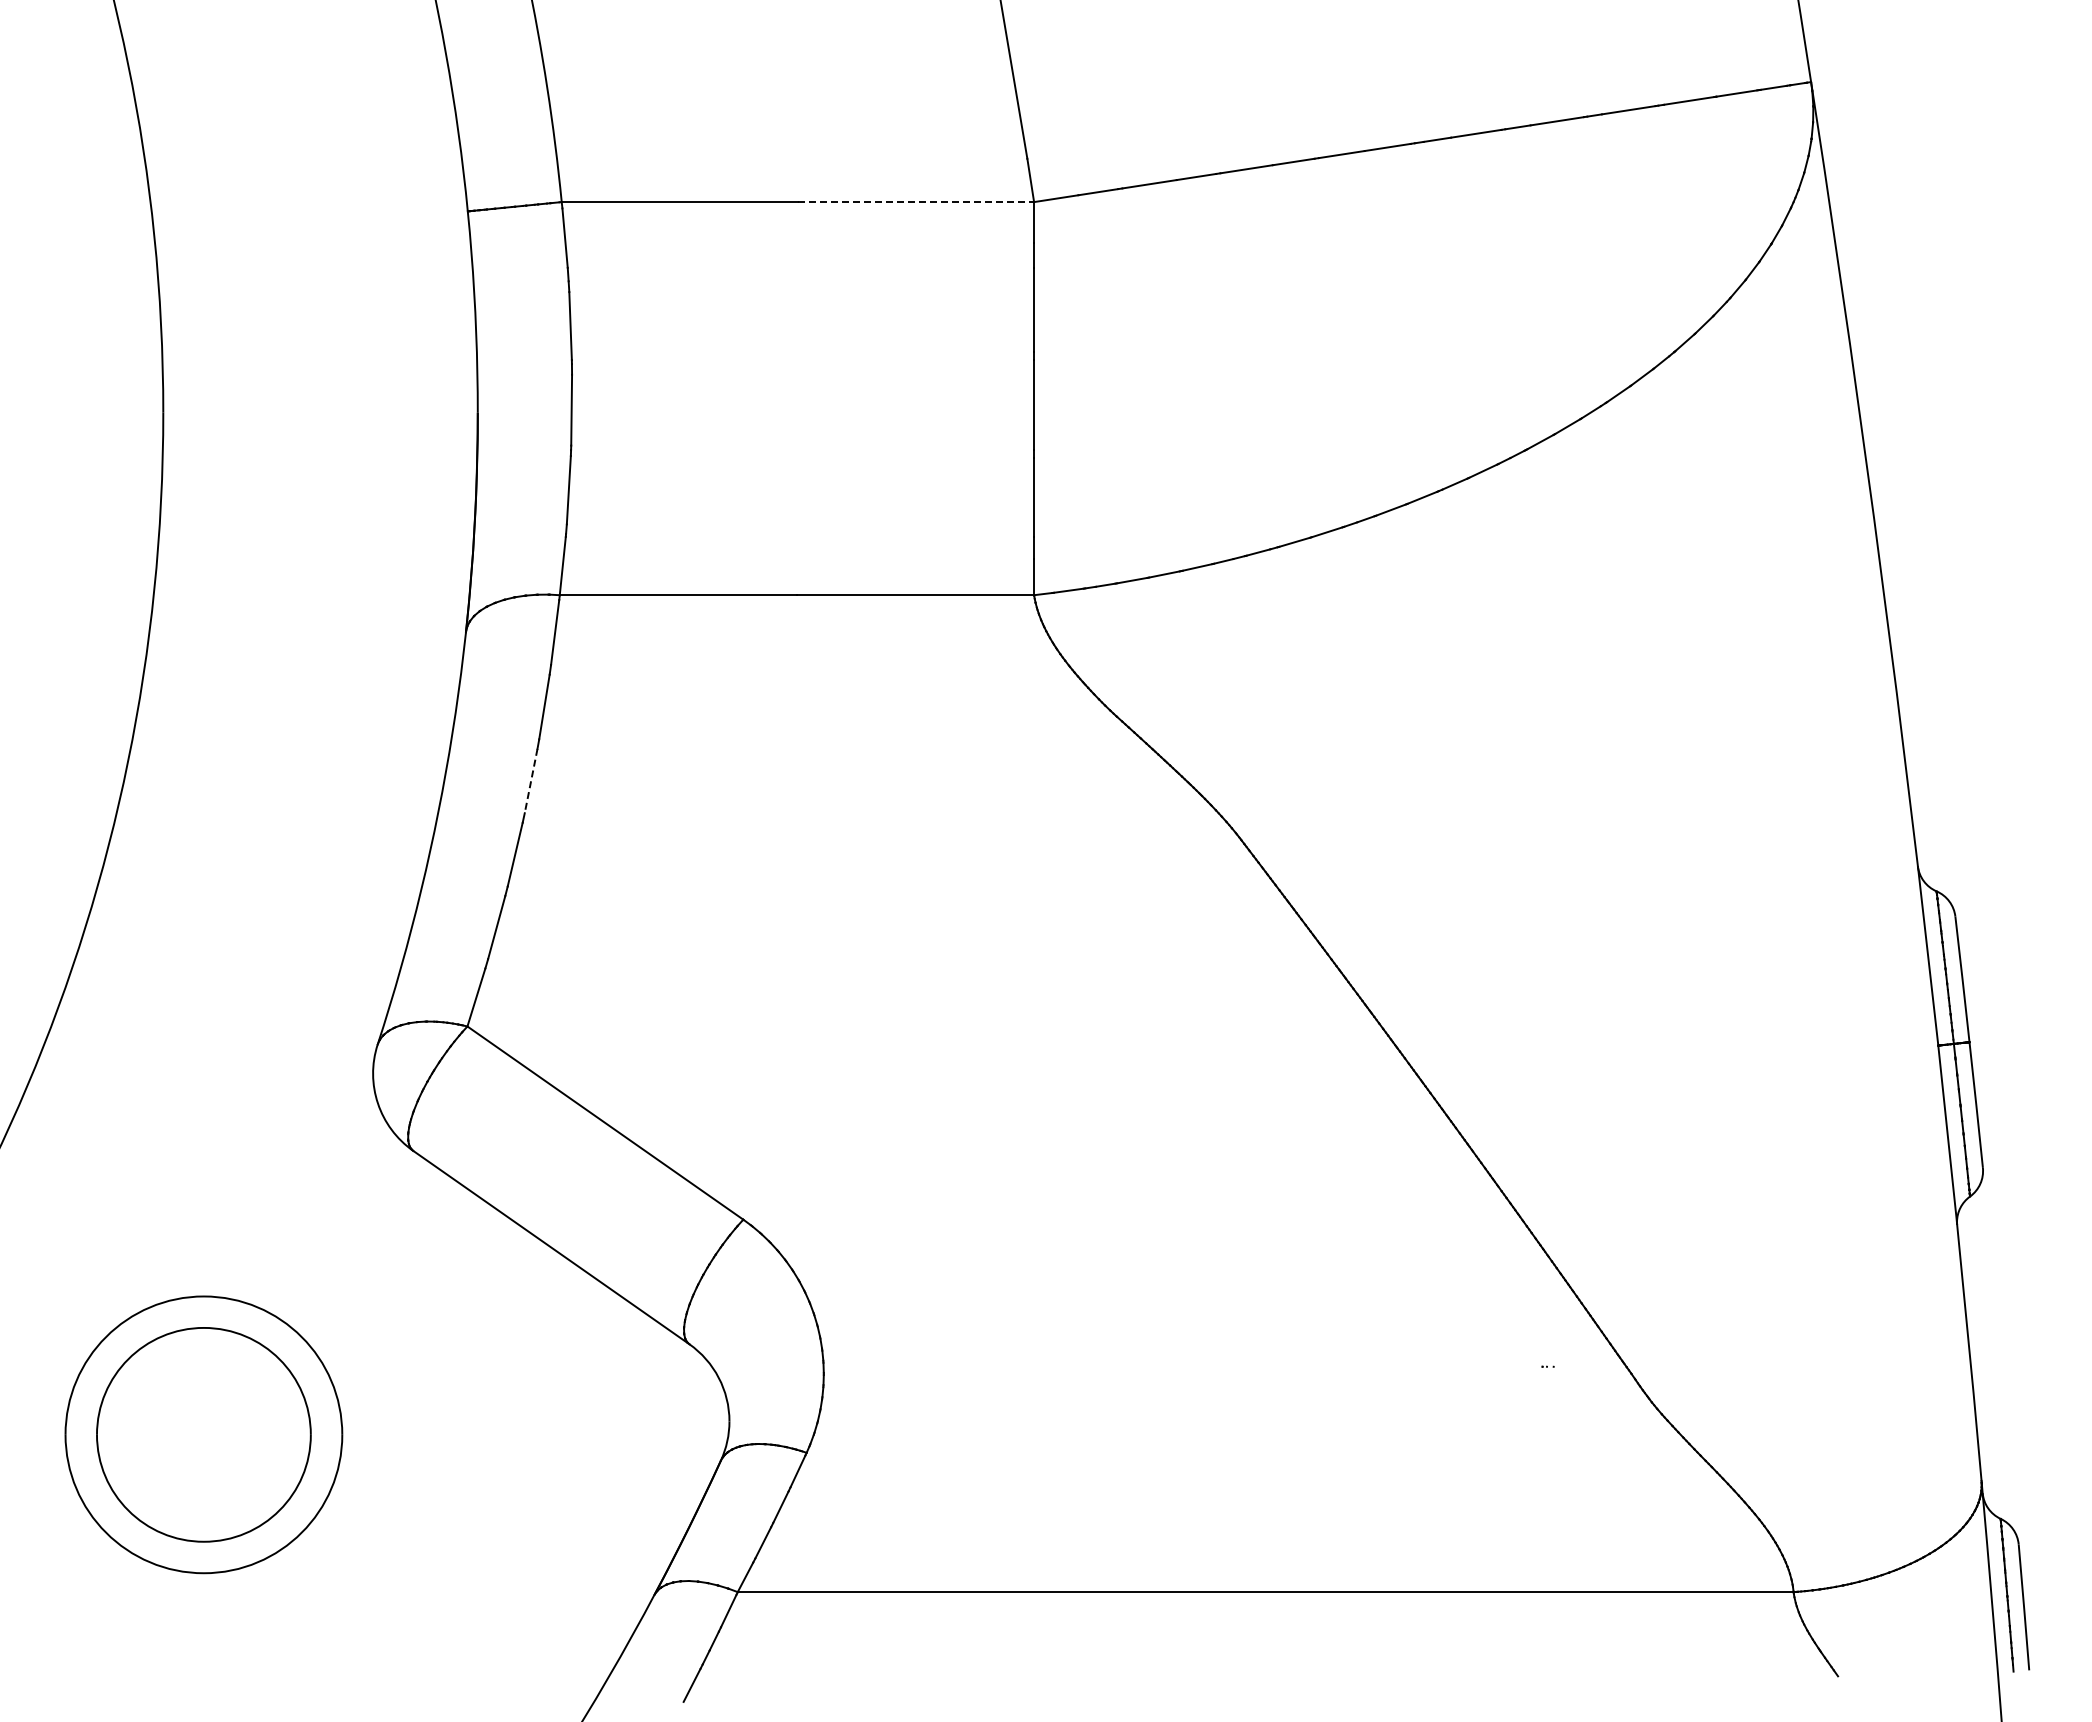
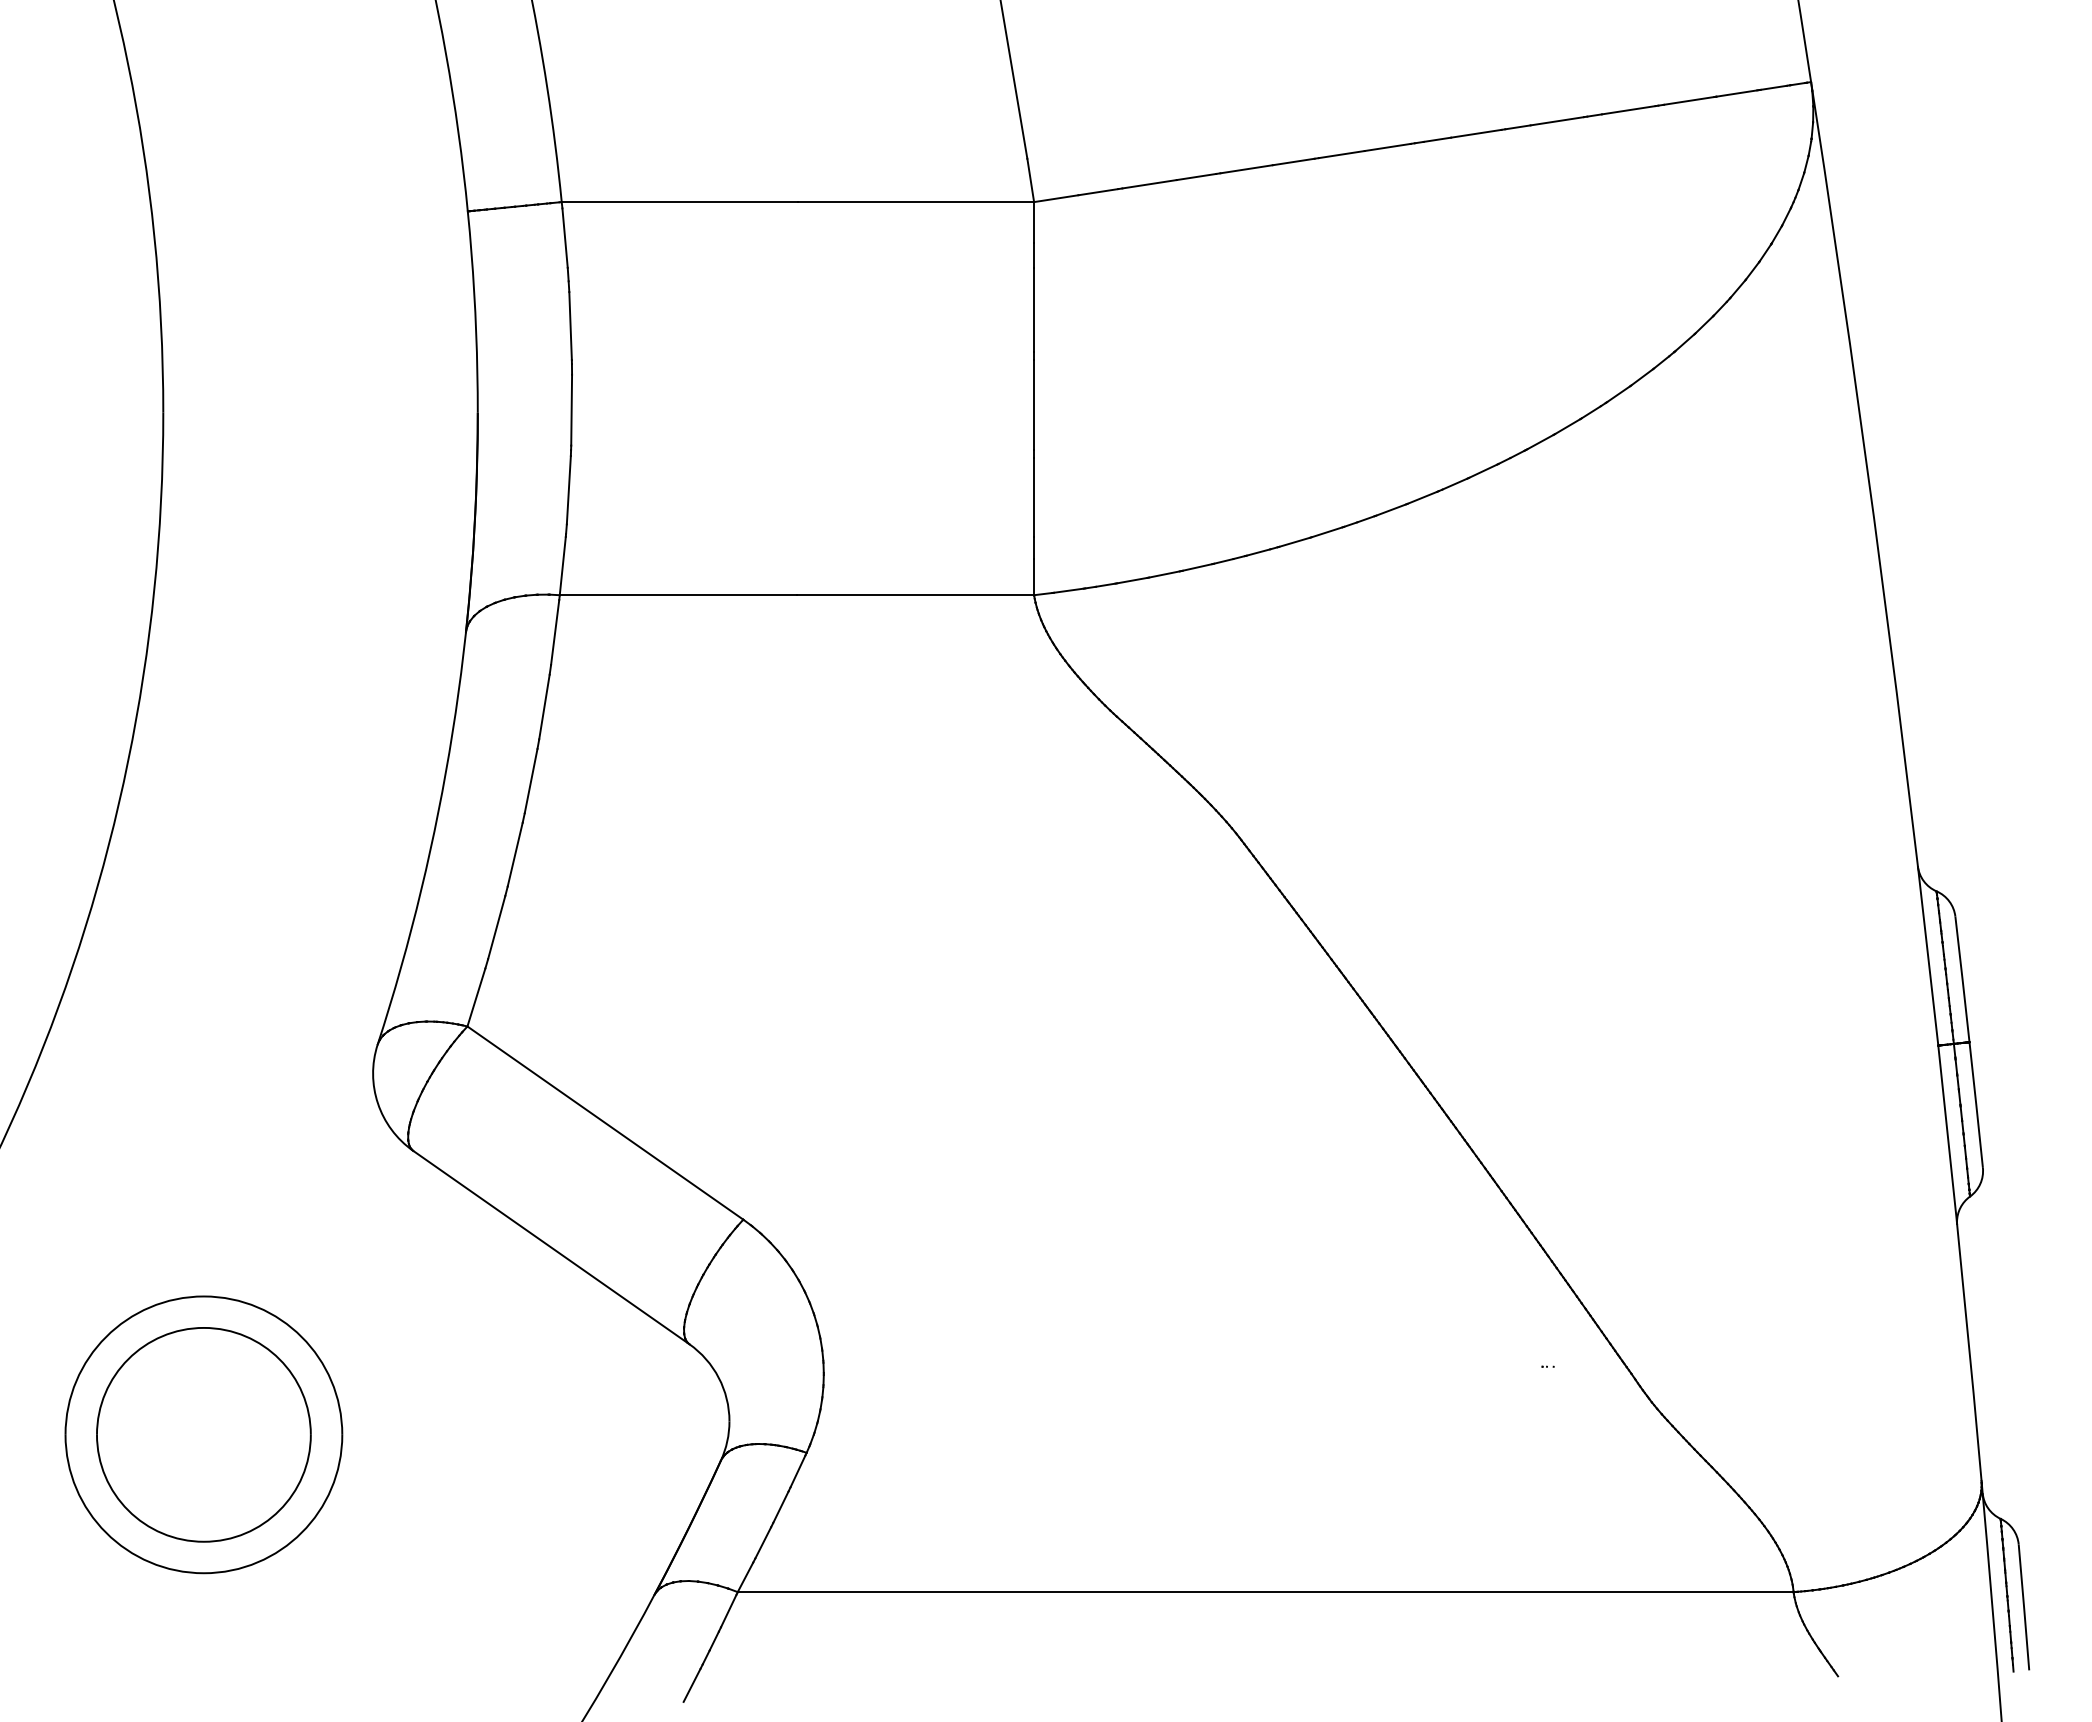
line: dashed -> solid (916, 202)
line: dashed -> solid (531, 781)
